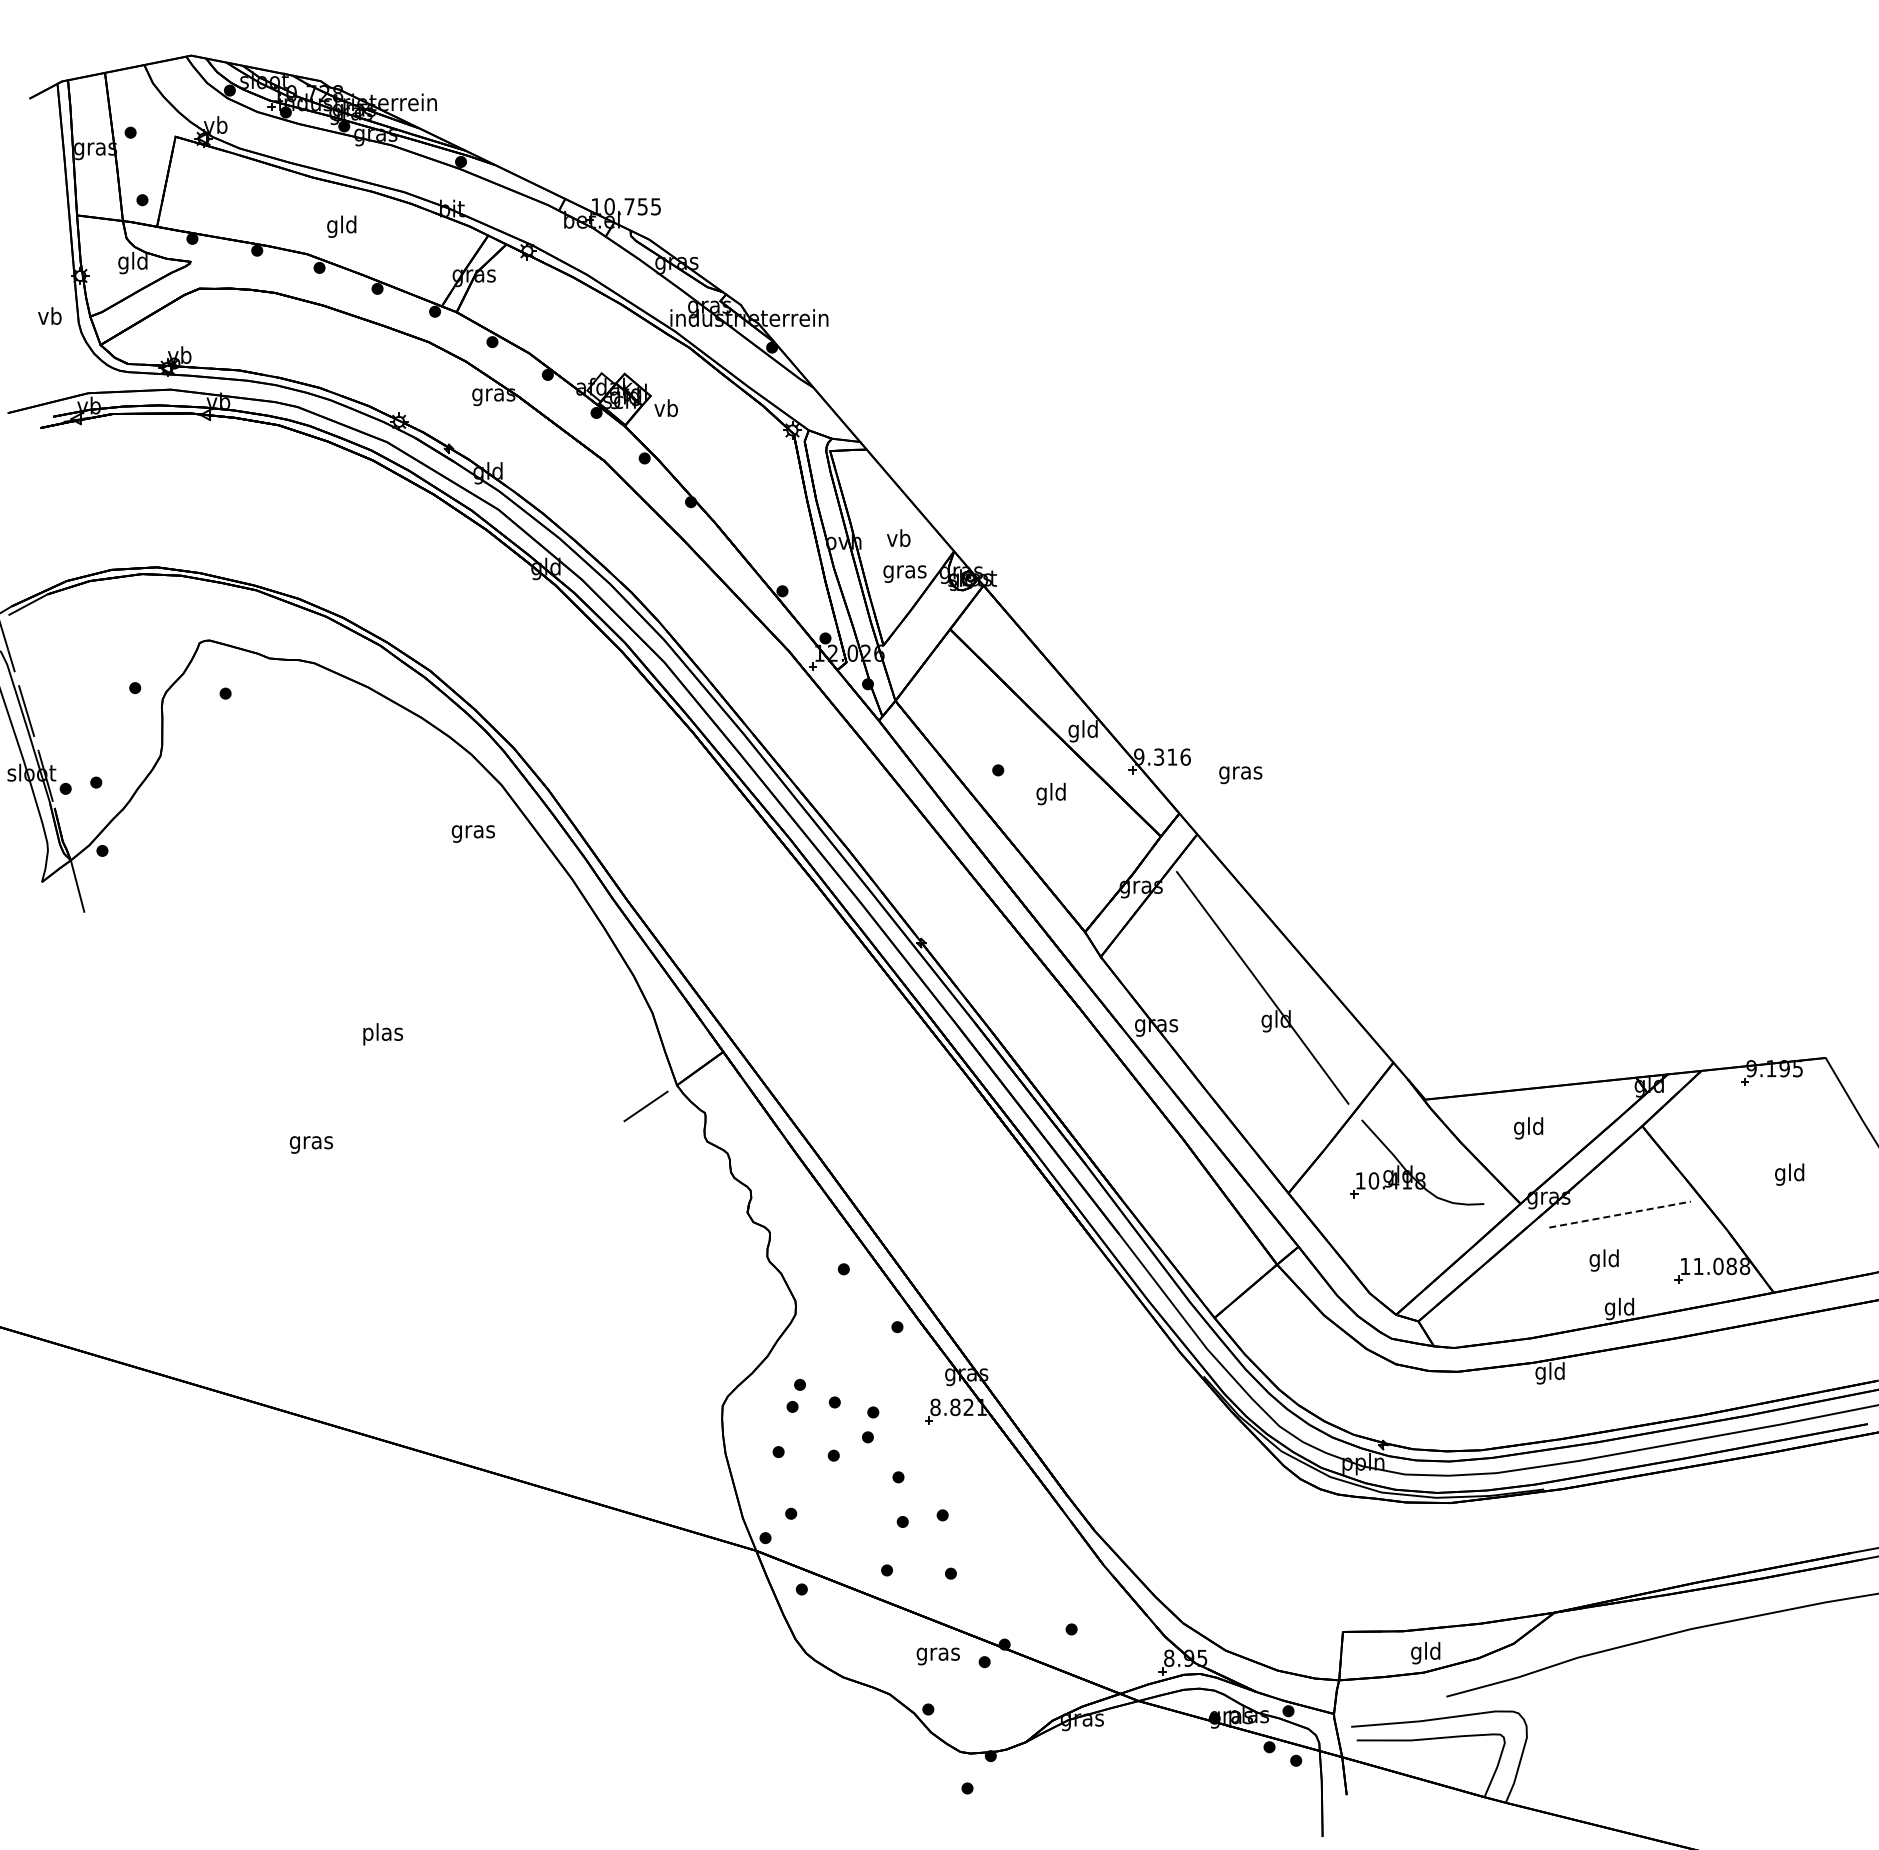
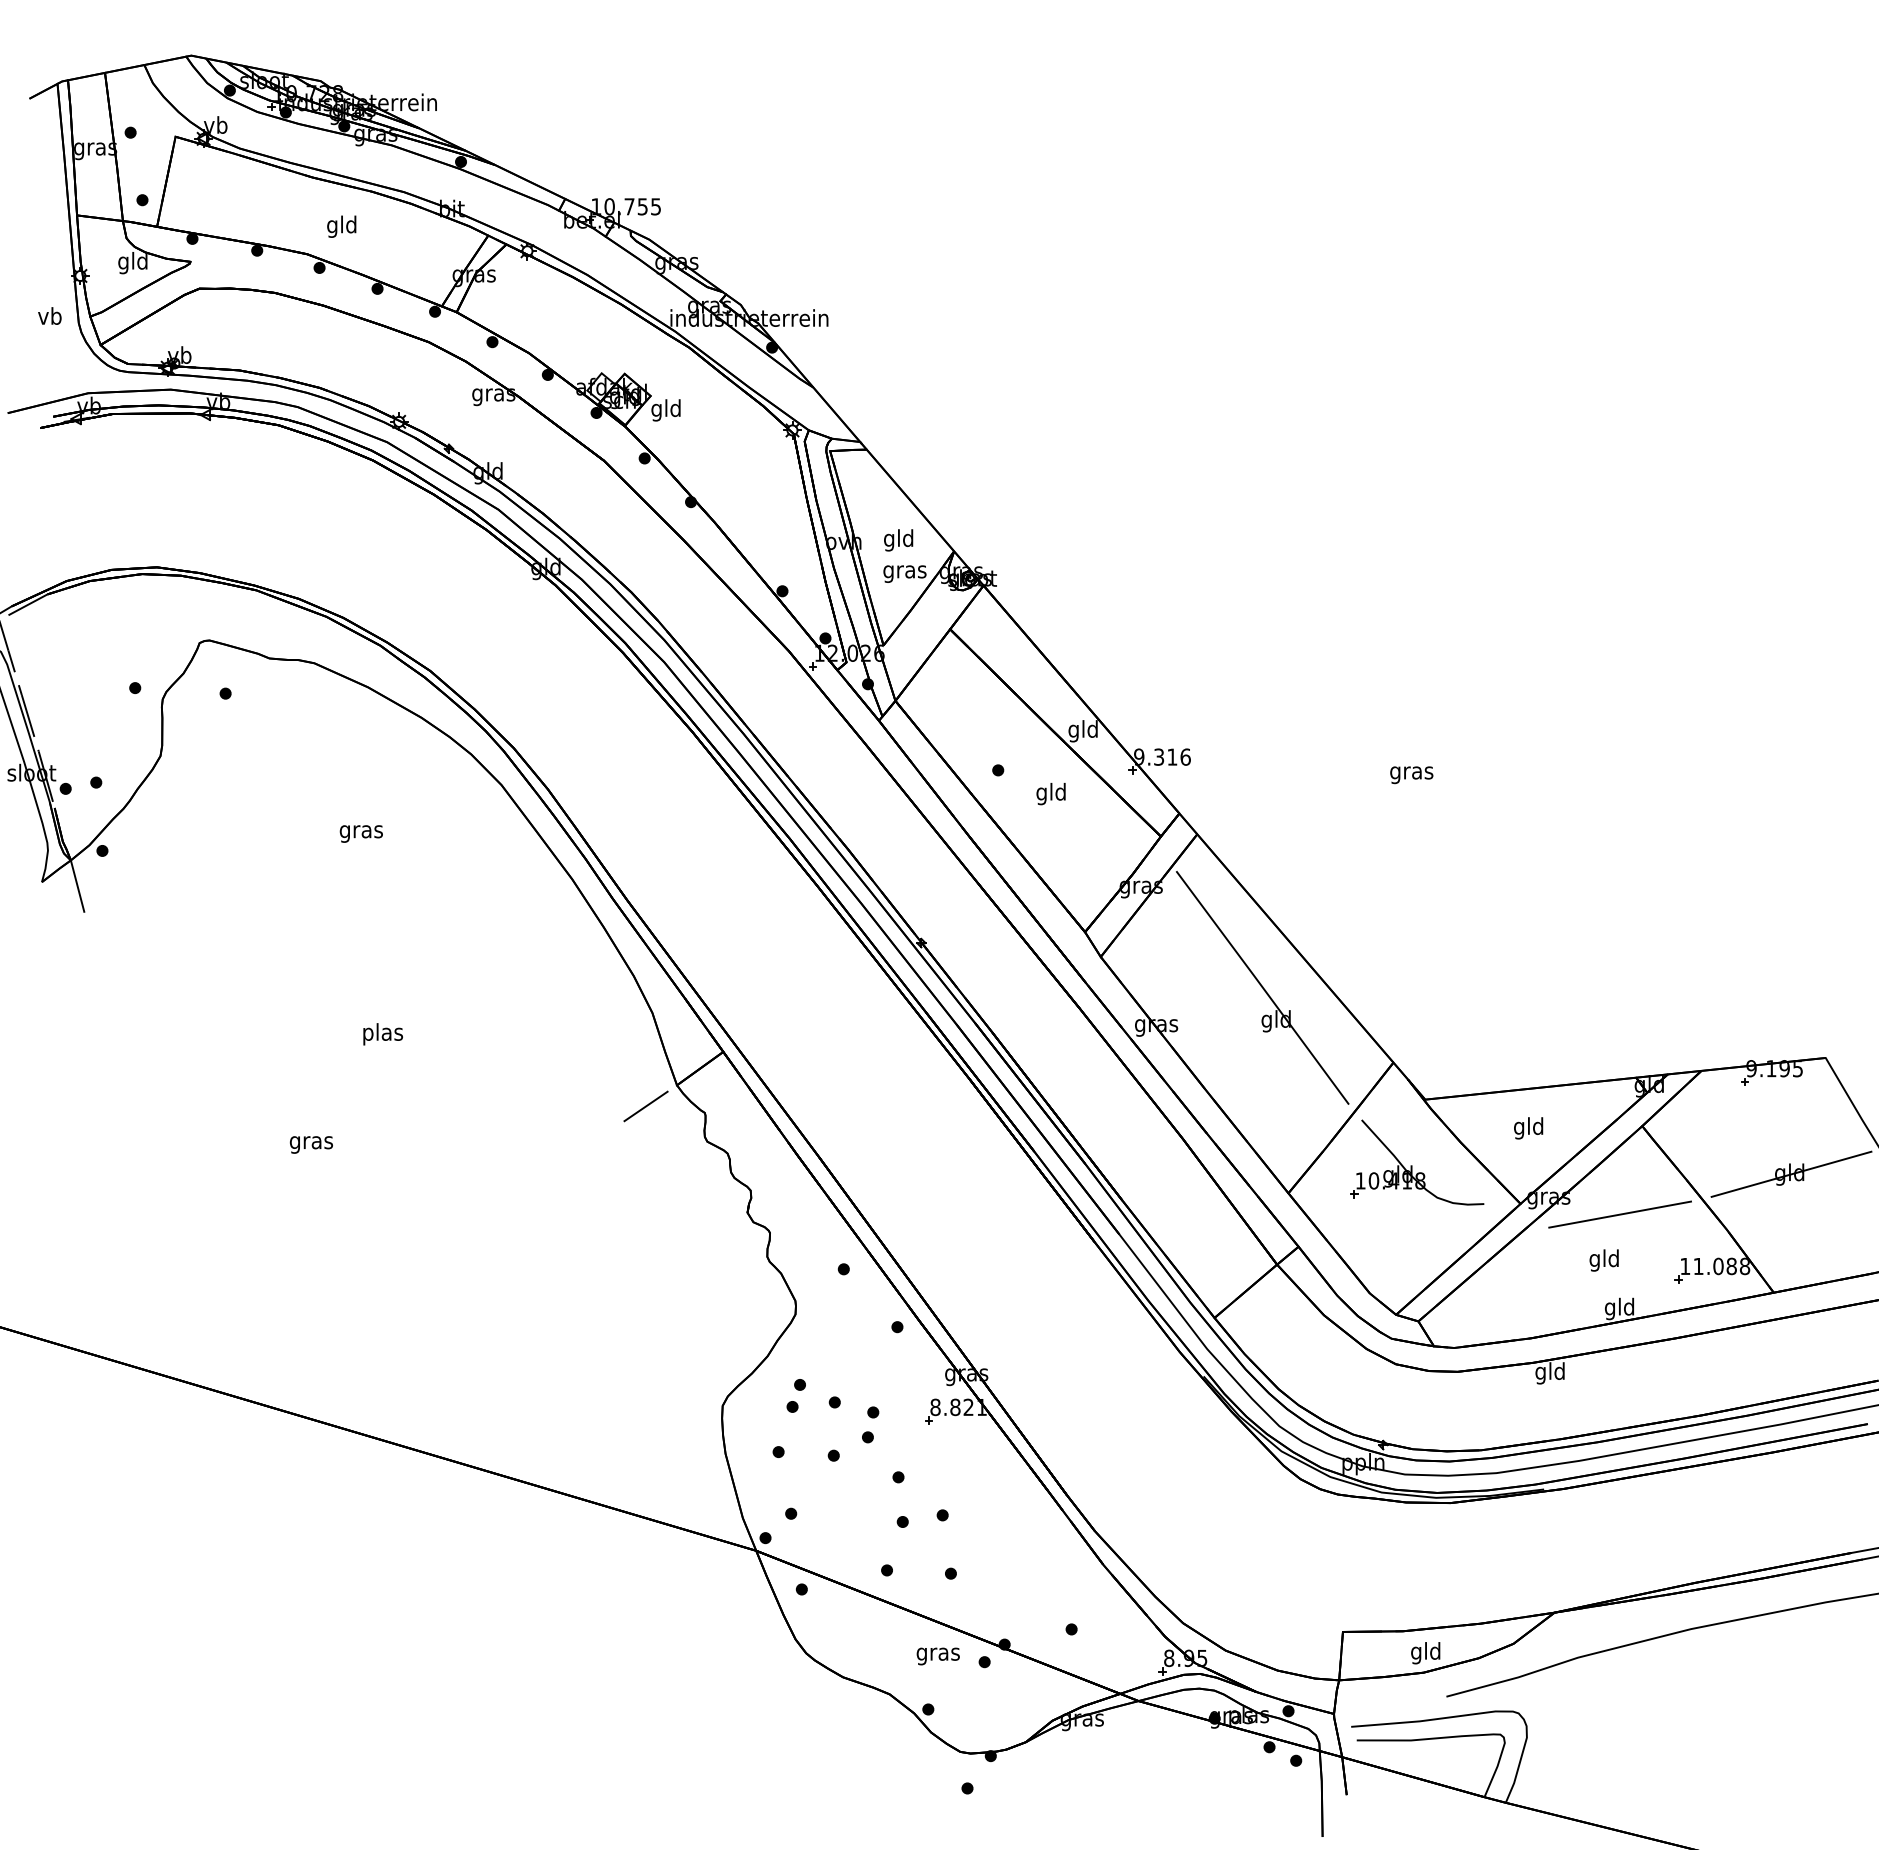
text: vb -> gld (665, 410)
text: vb -> gld (898, 540)
text position: (1240, 775) -> (1411, 775) (1411, 775)
text position: (472, 833) -> (360, 833) (360, 833)
line: none -> present (1791, 1173)
line: dashed -> solid (1620, 1214)
